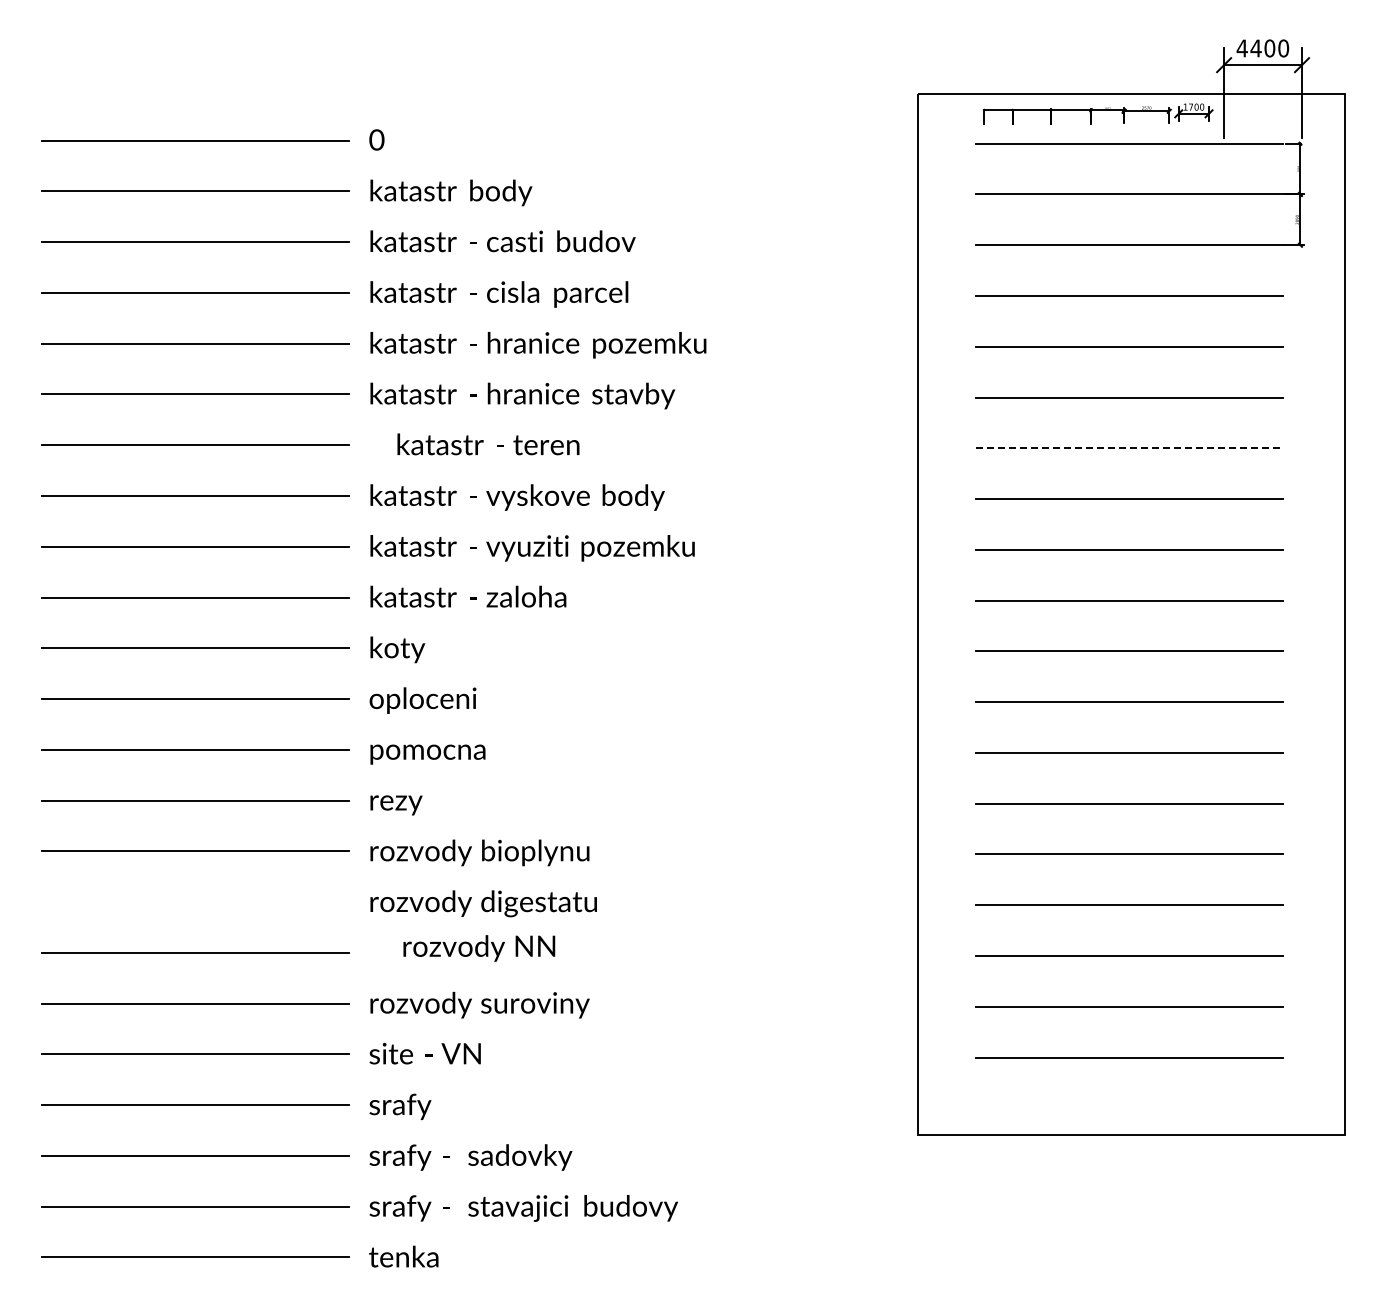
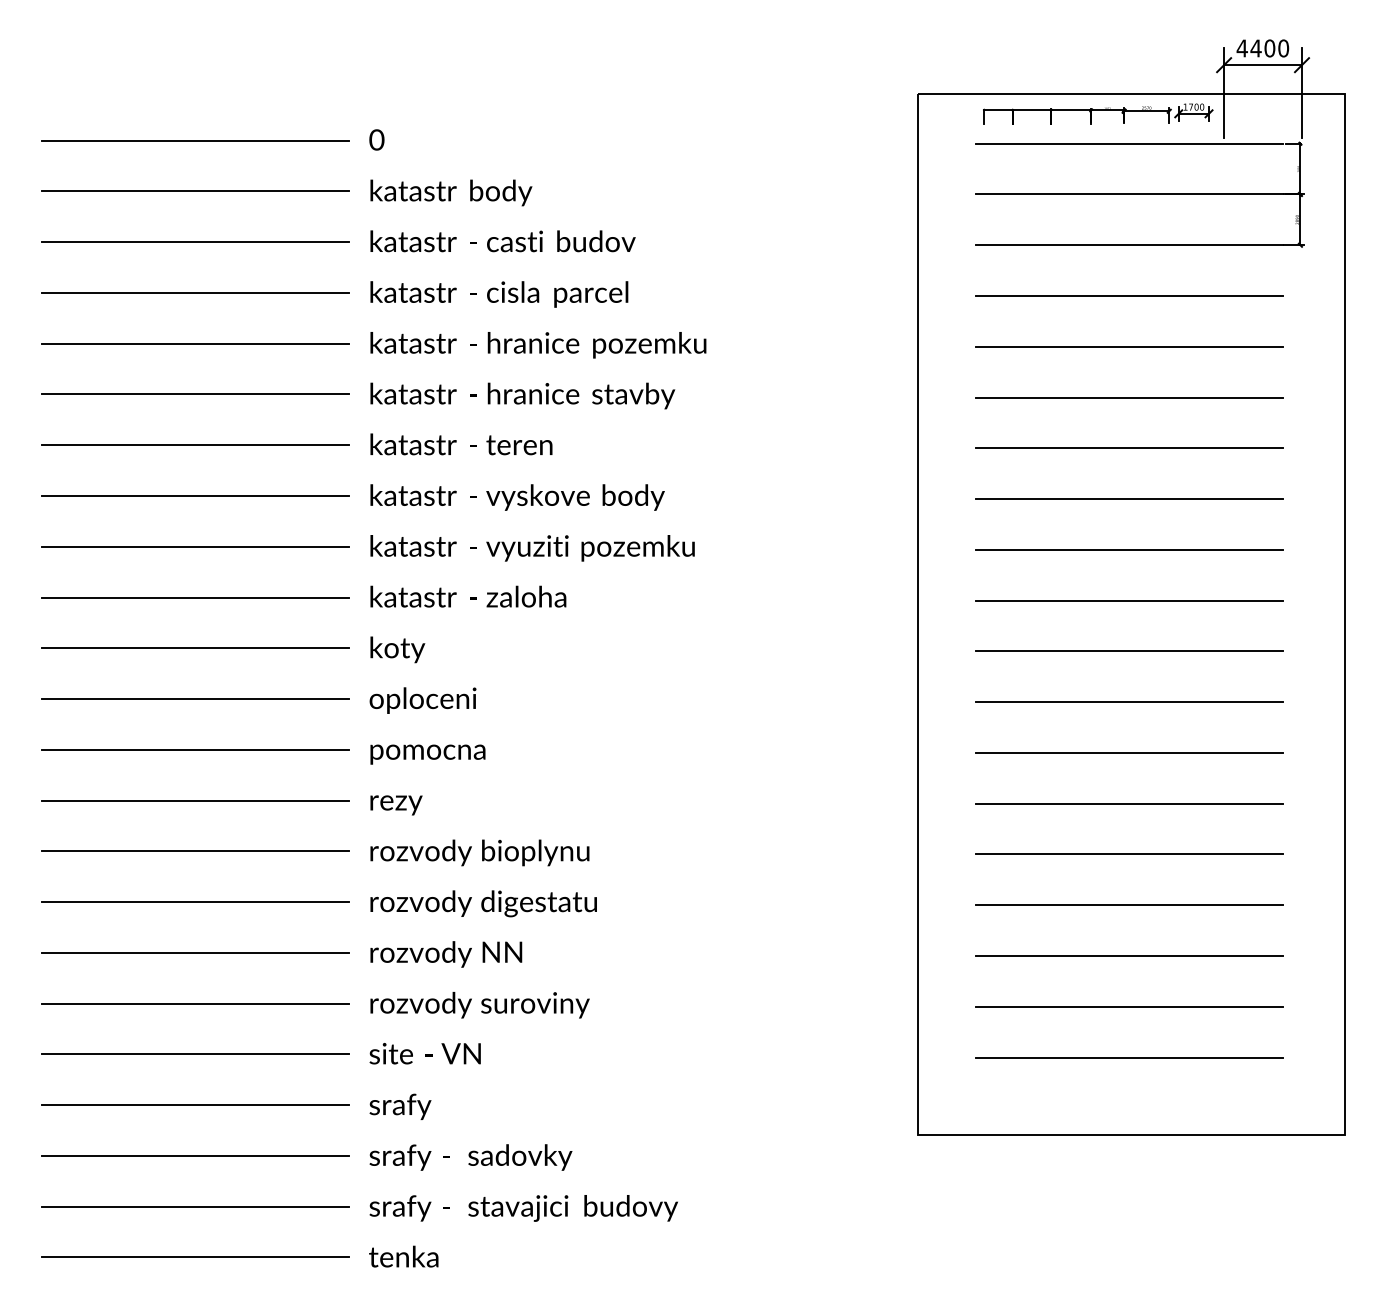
text position: (488, 444) -> (461, 444) (461, 444)
line: dashed -> solid (1129, 448)
line: none -> present (195, 902)
text position: (479, 948) -> (446, 954) (446, 954)
